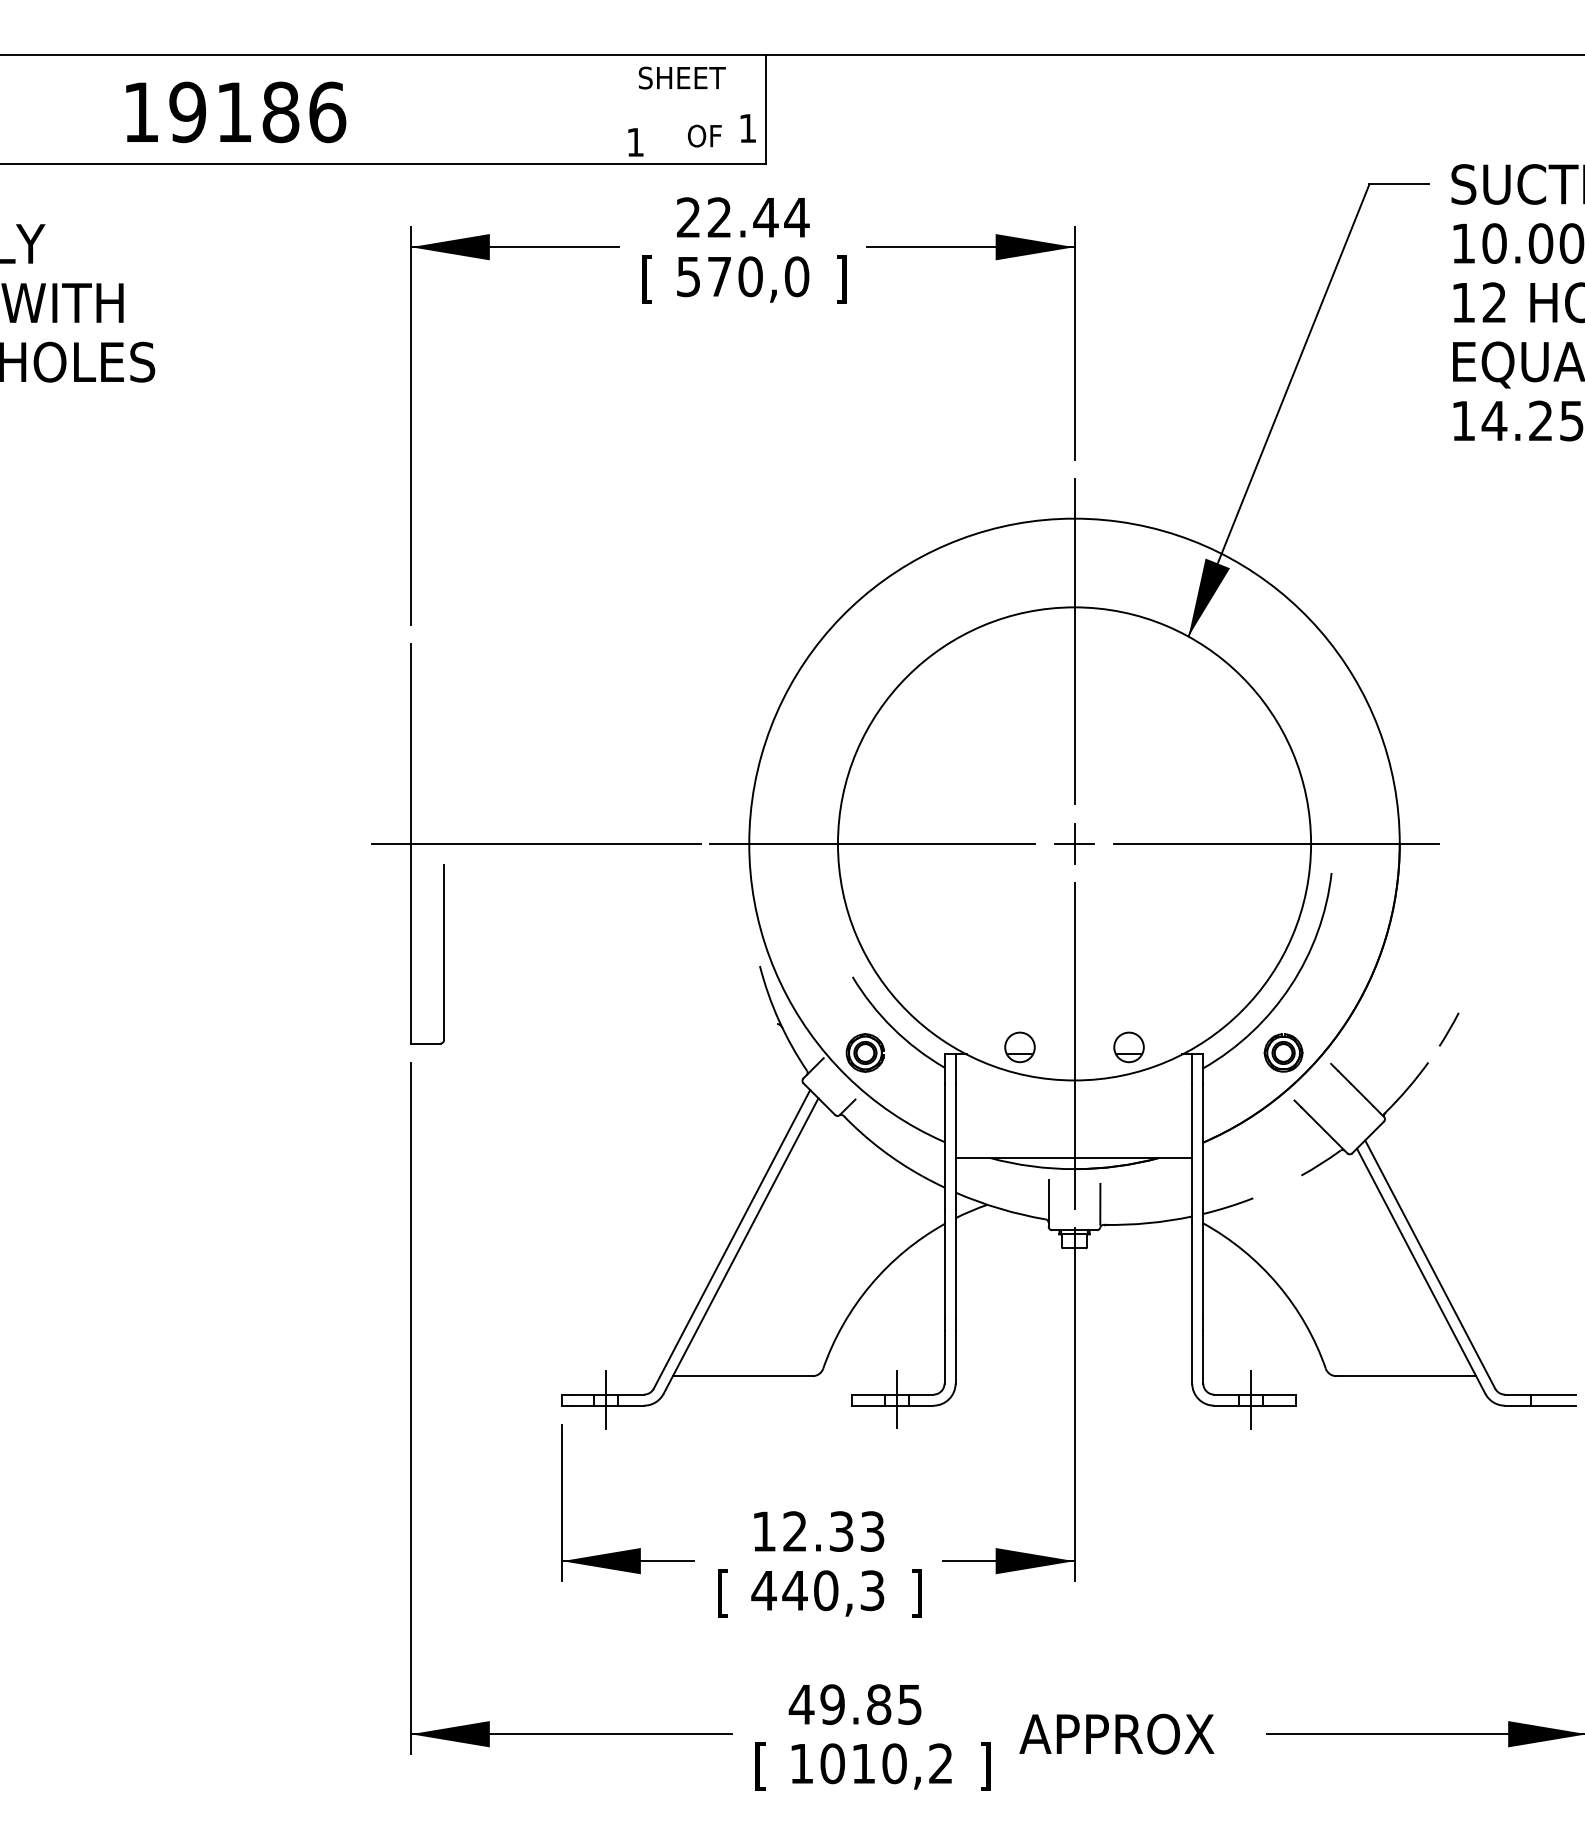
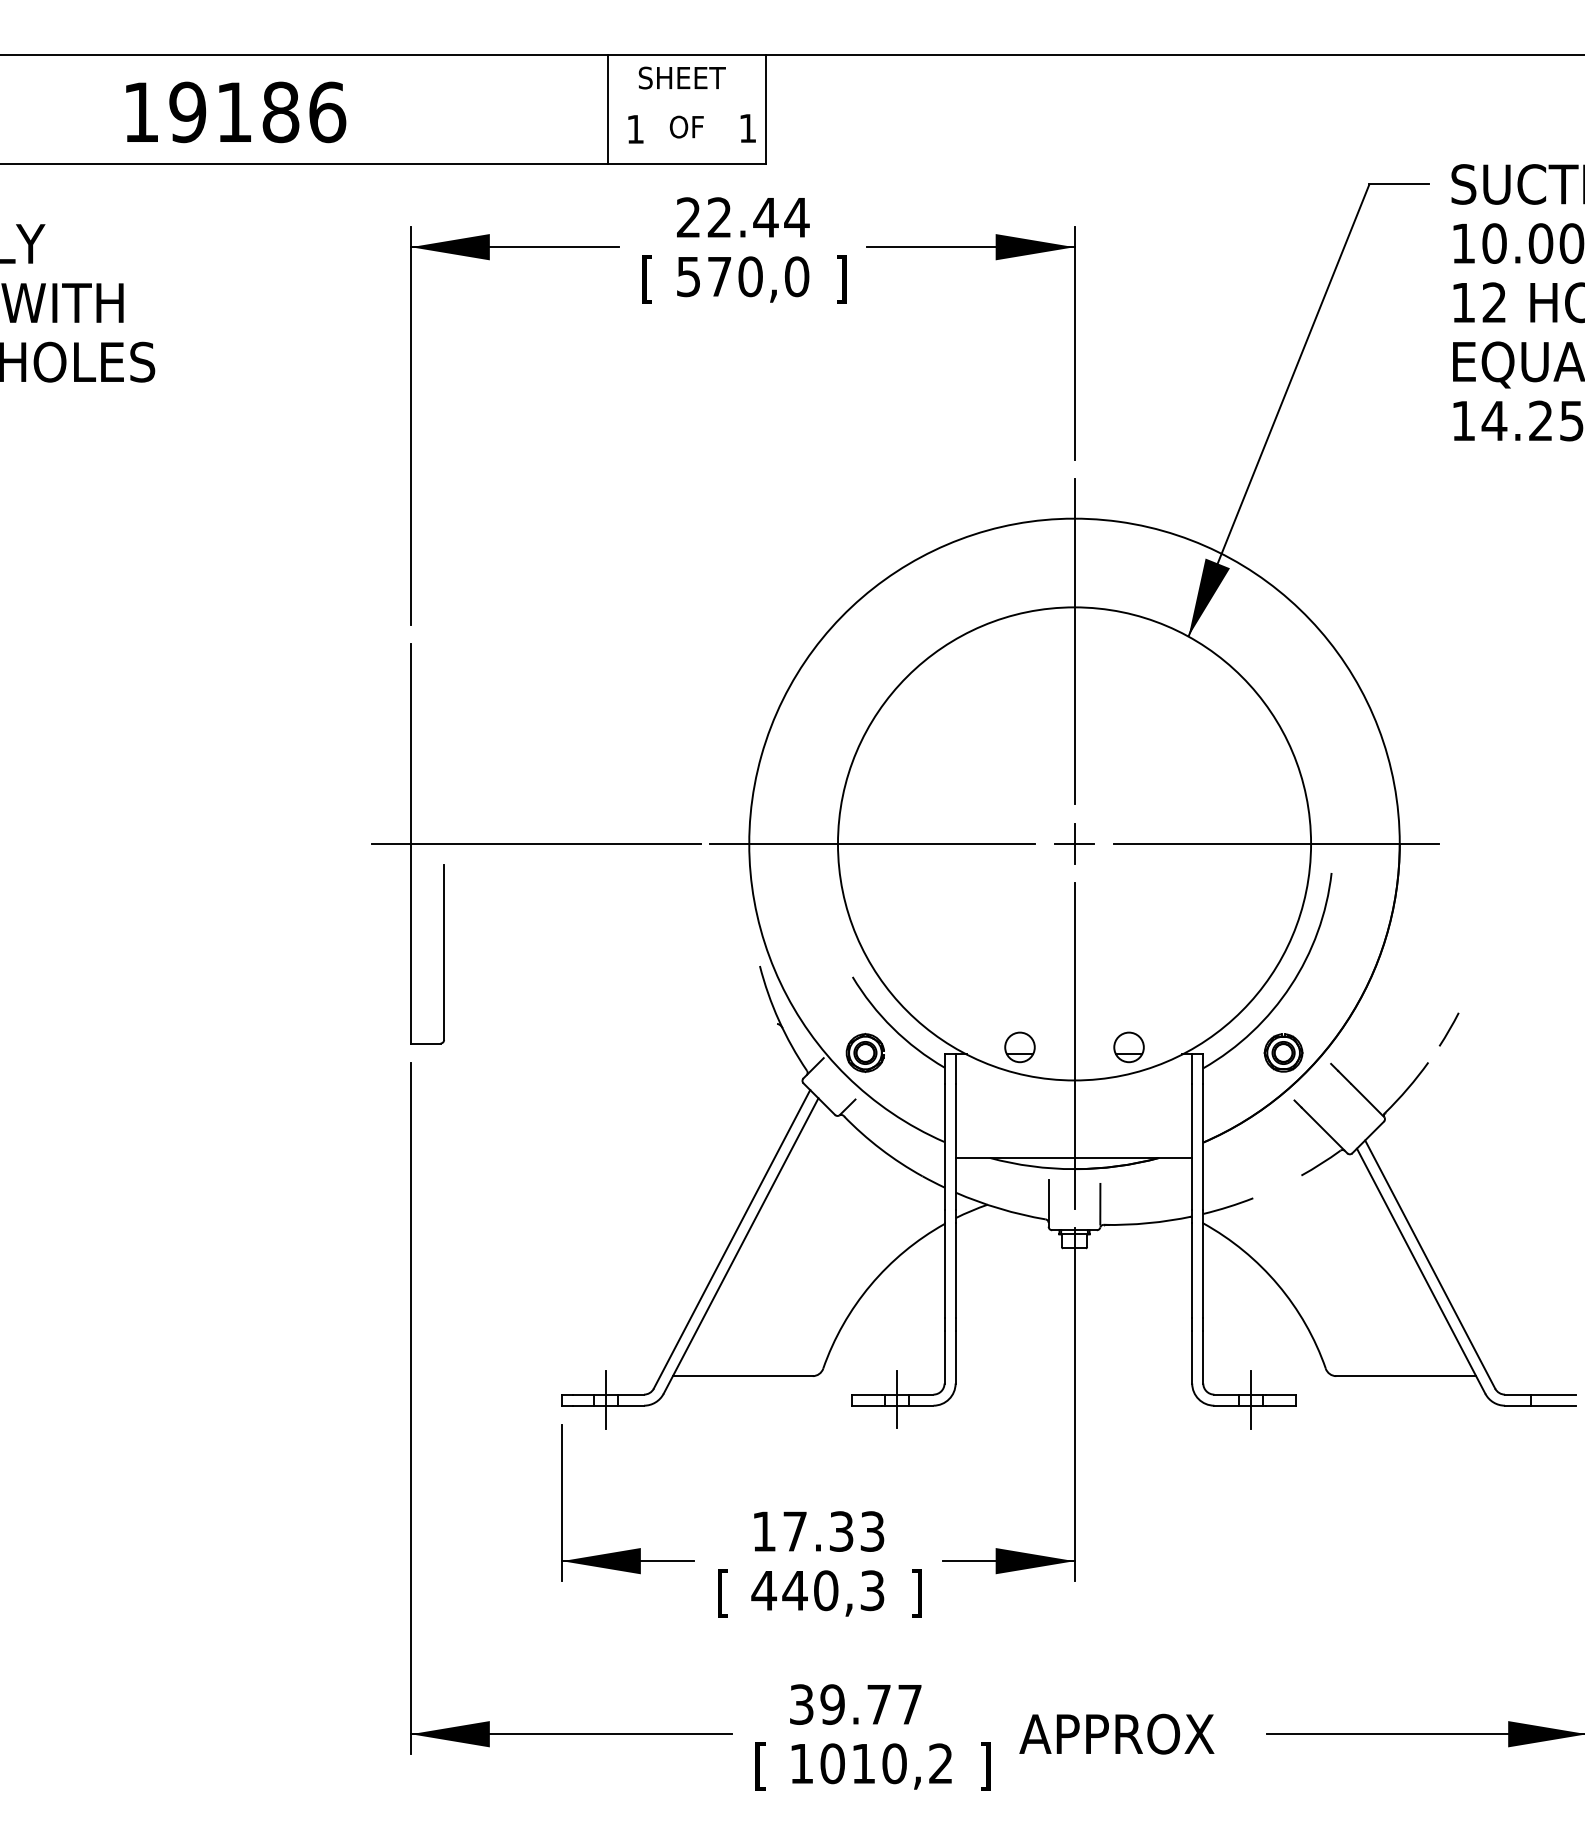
line: none -> present (608, 109)
text position: (704, 135) -> (686, 126) (686, 126)
text position: (635, 142) -> (635, 129) (635, 129)
text: 12.33 -> 17.33 (794, 1531)
text: 49.85 -> 39.77 (854, 1704)
